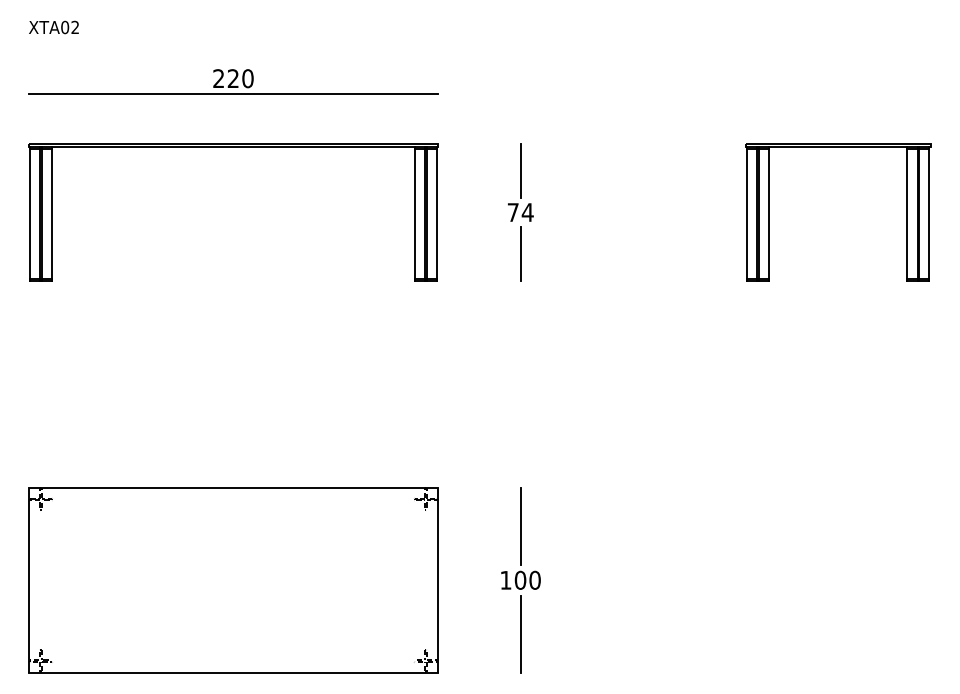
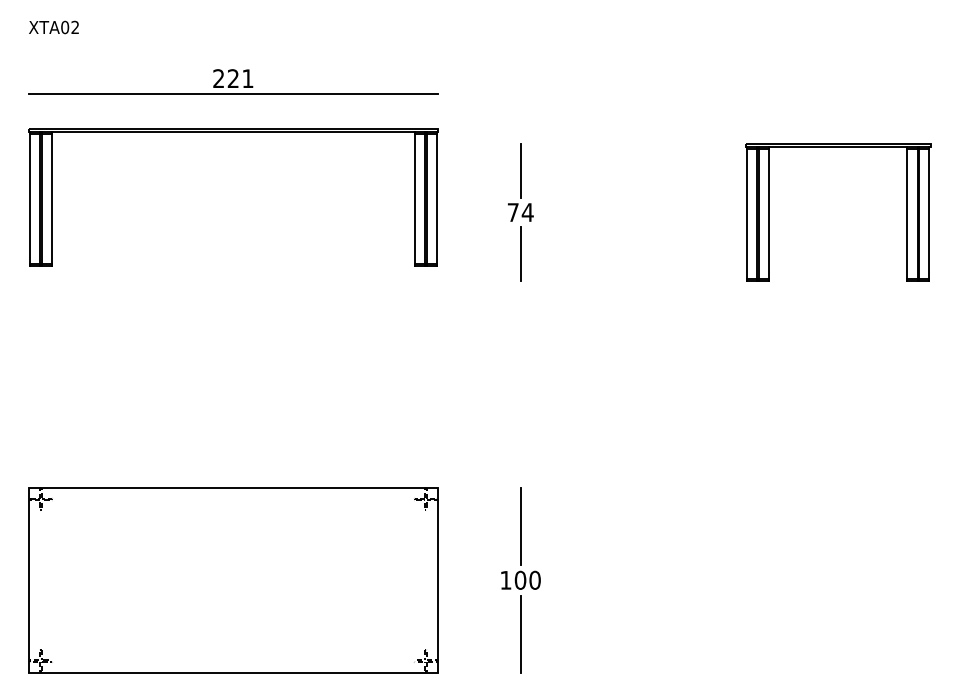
text: 220 -> 221 (247, 78)
part position: (233, 147) -> (233, 132) (233, 132)
